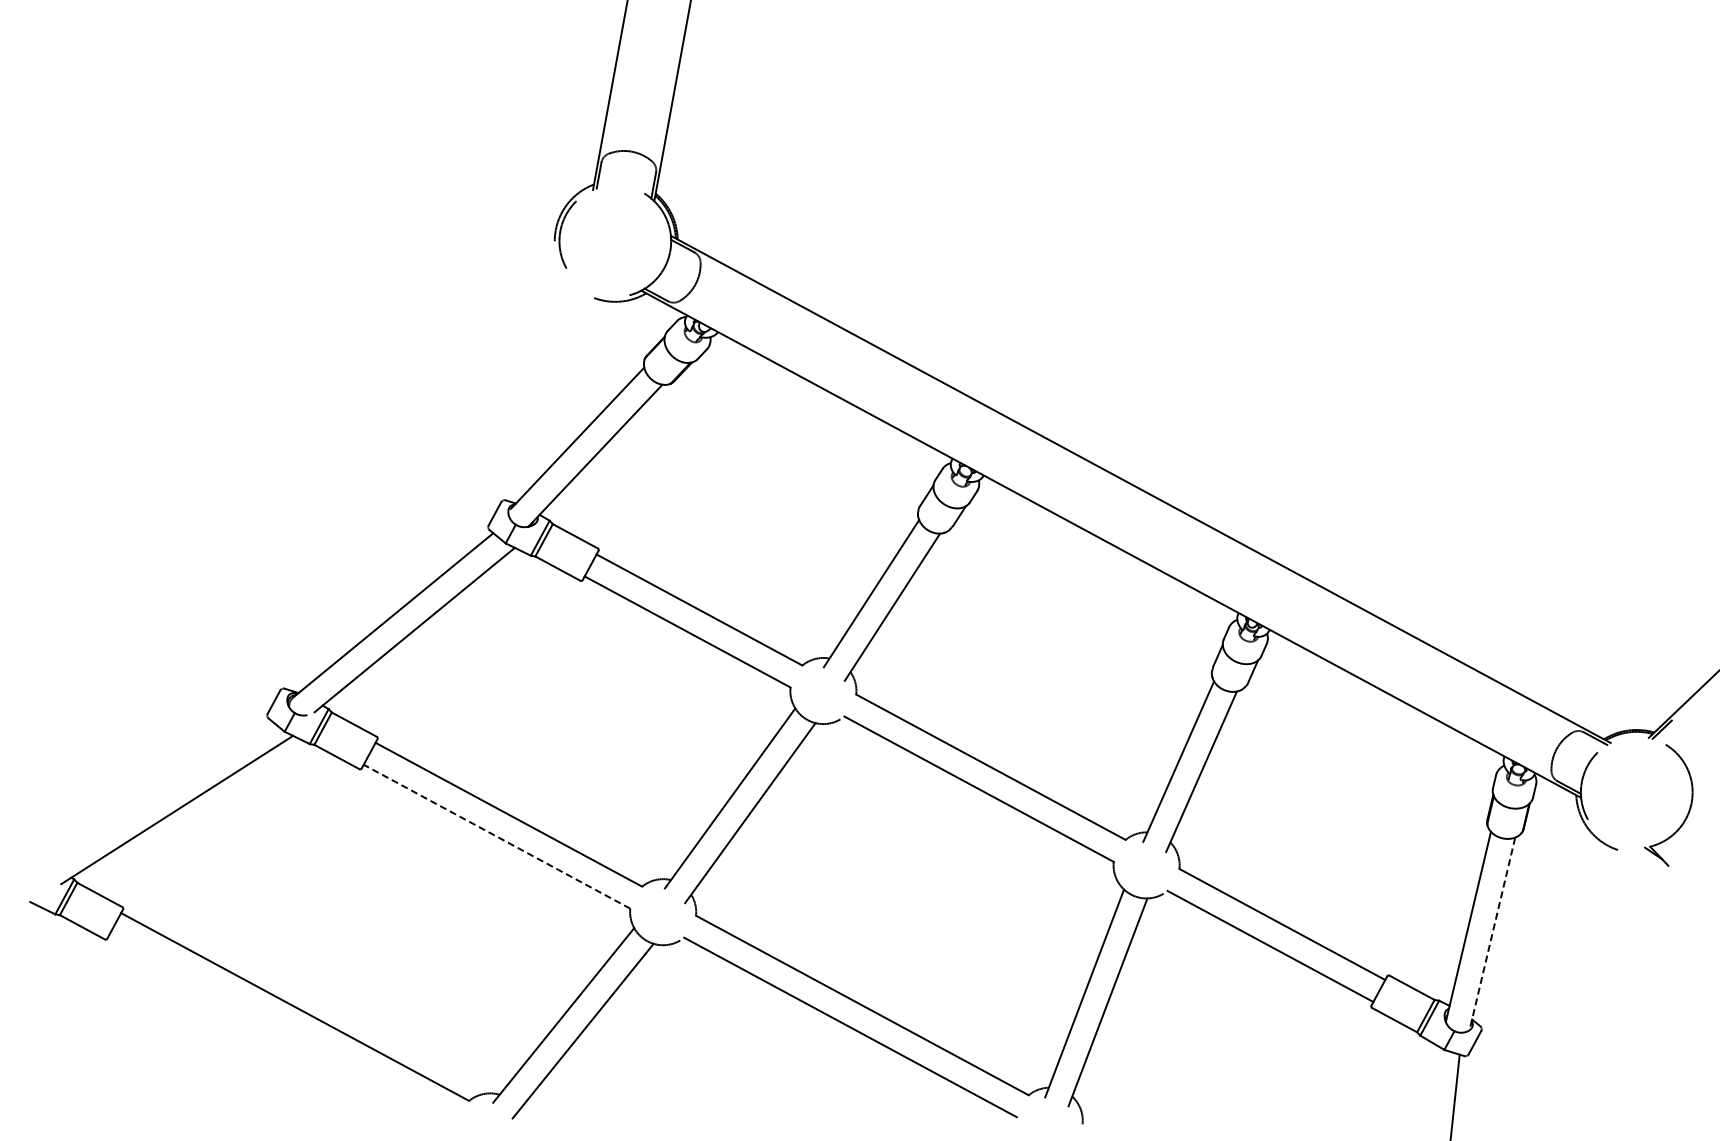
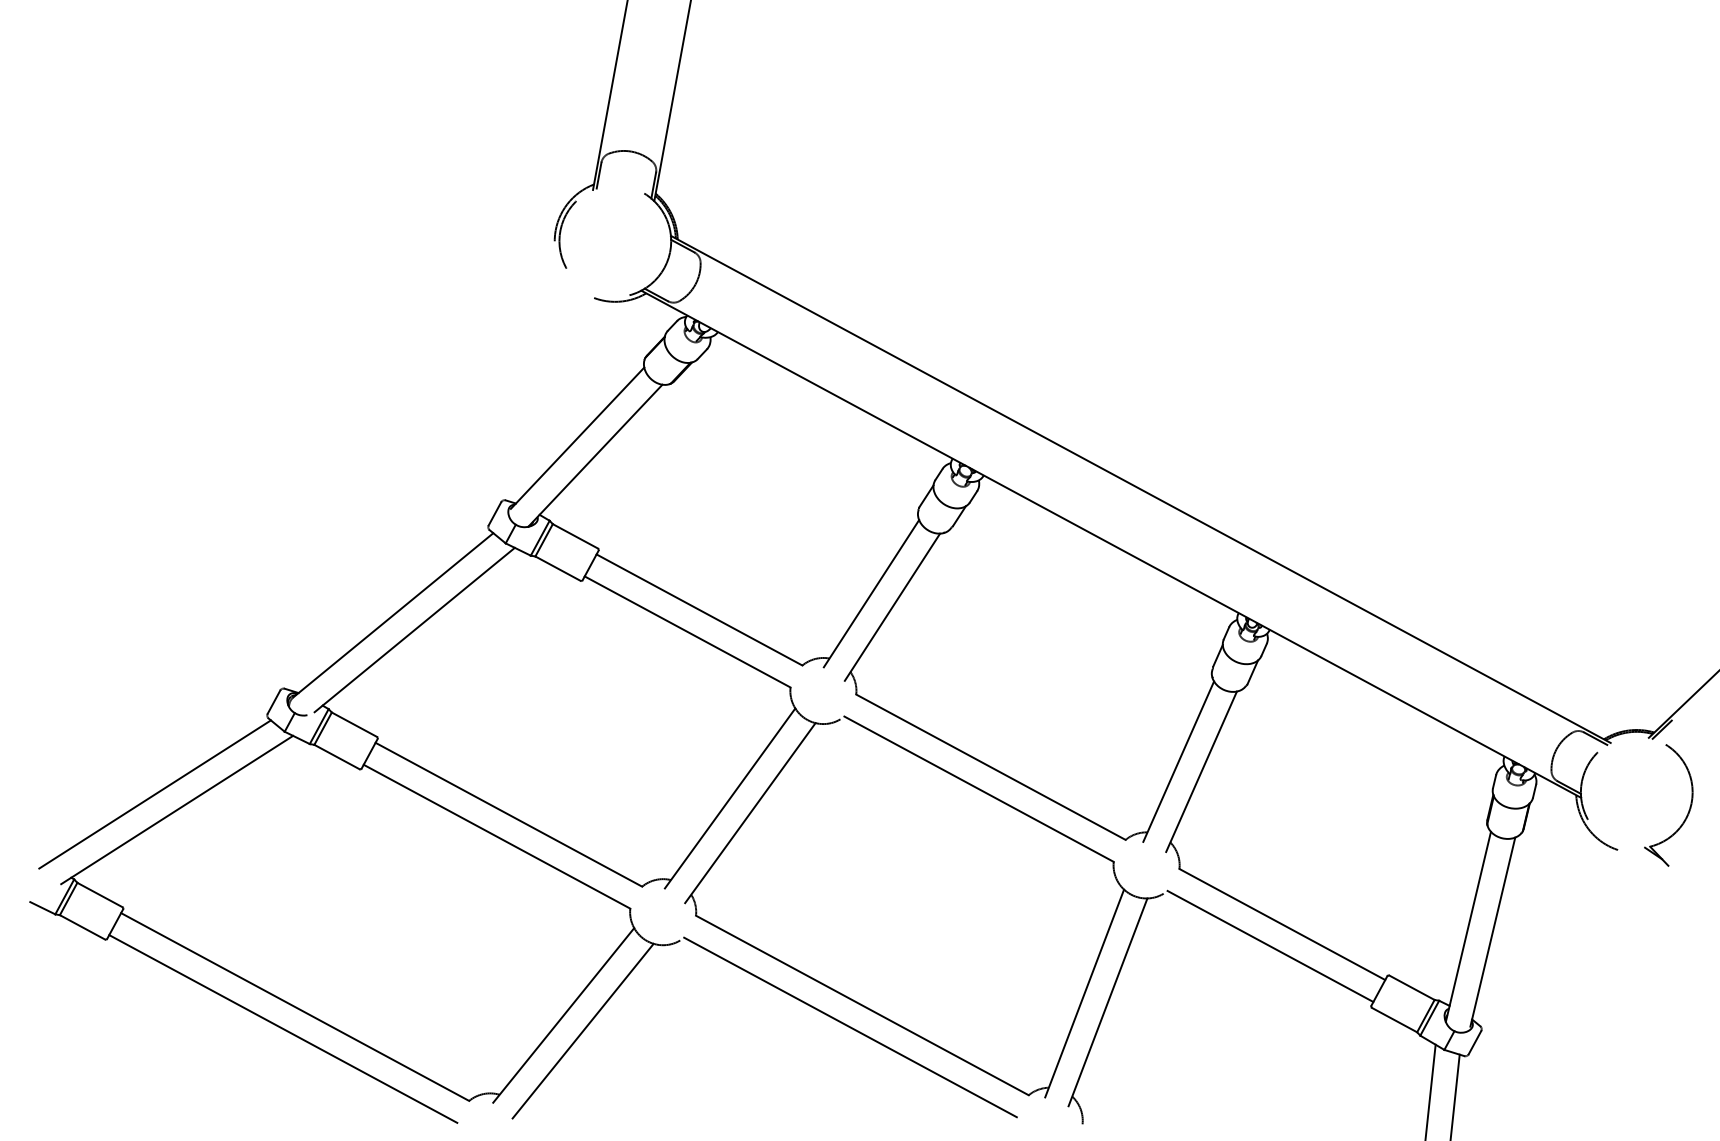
line: none -> present (154, 794)
line: dashed -> solid (496, 836)
line: dashed -> solid (1492, 931)
line: none -> present (283, 1028)
line: none -> present (1430, 1090)
